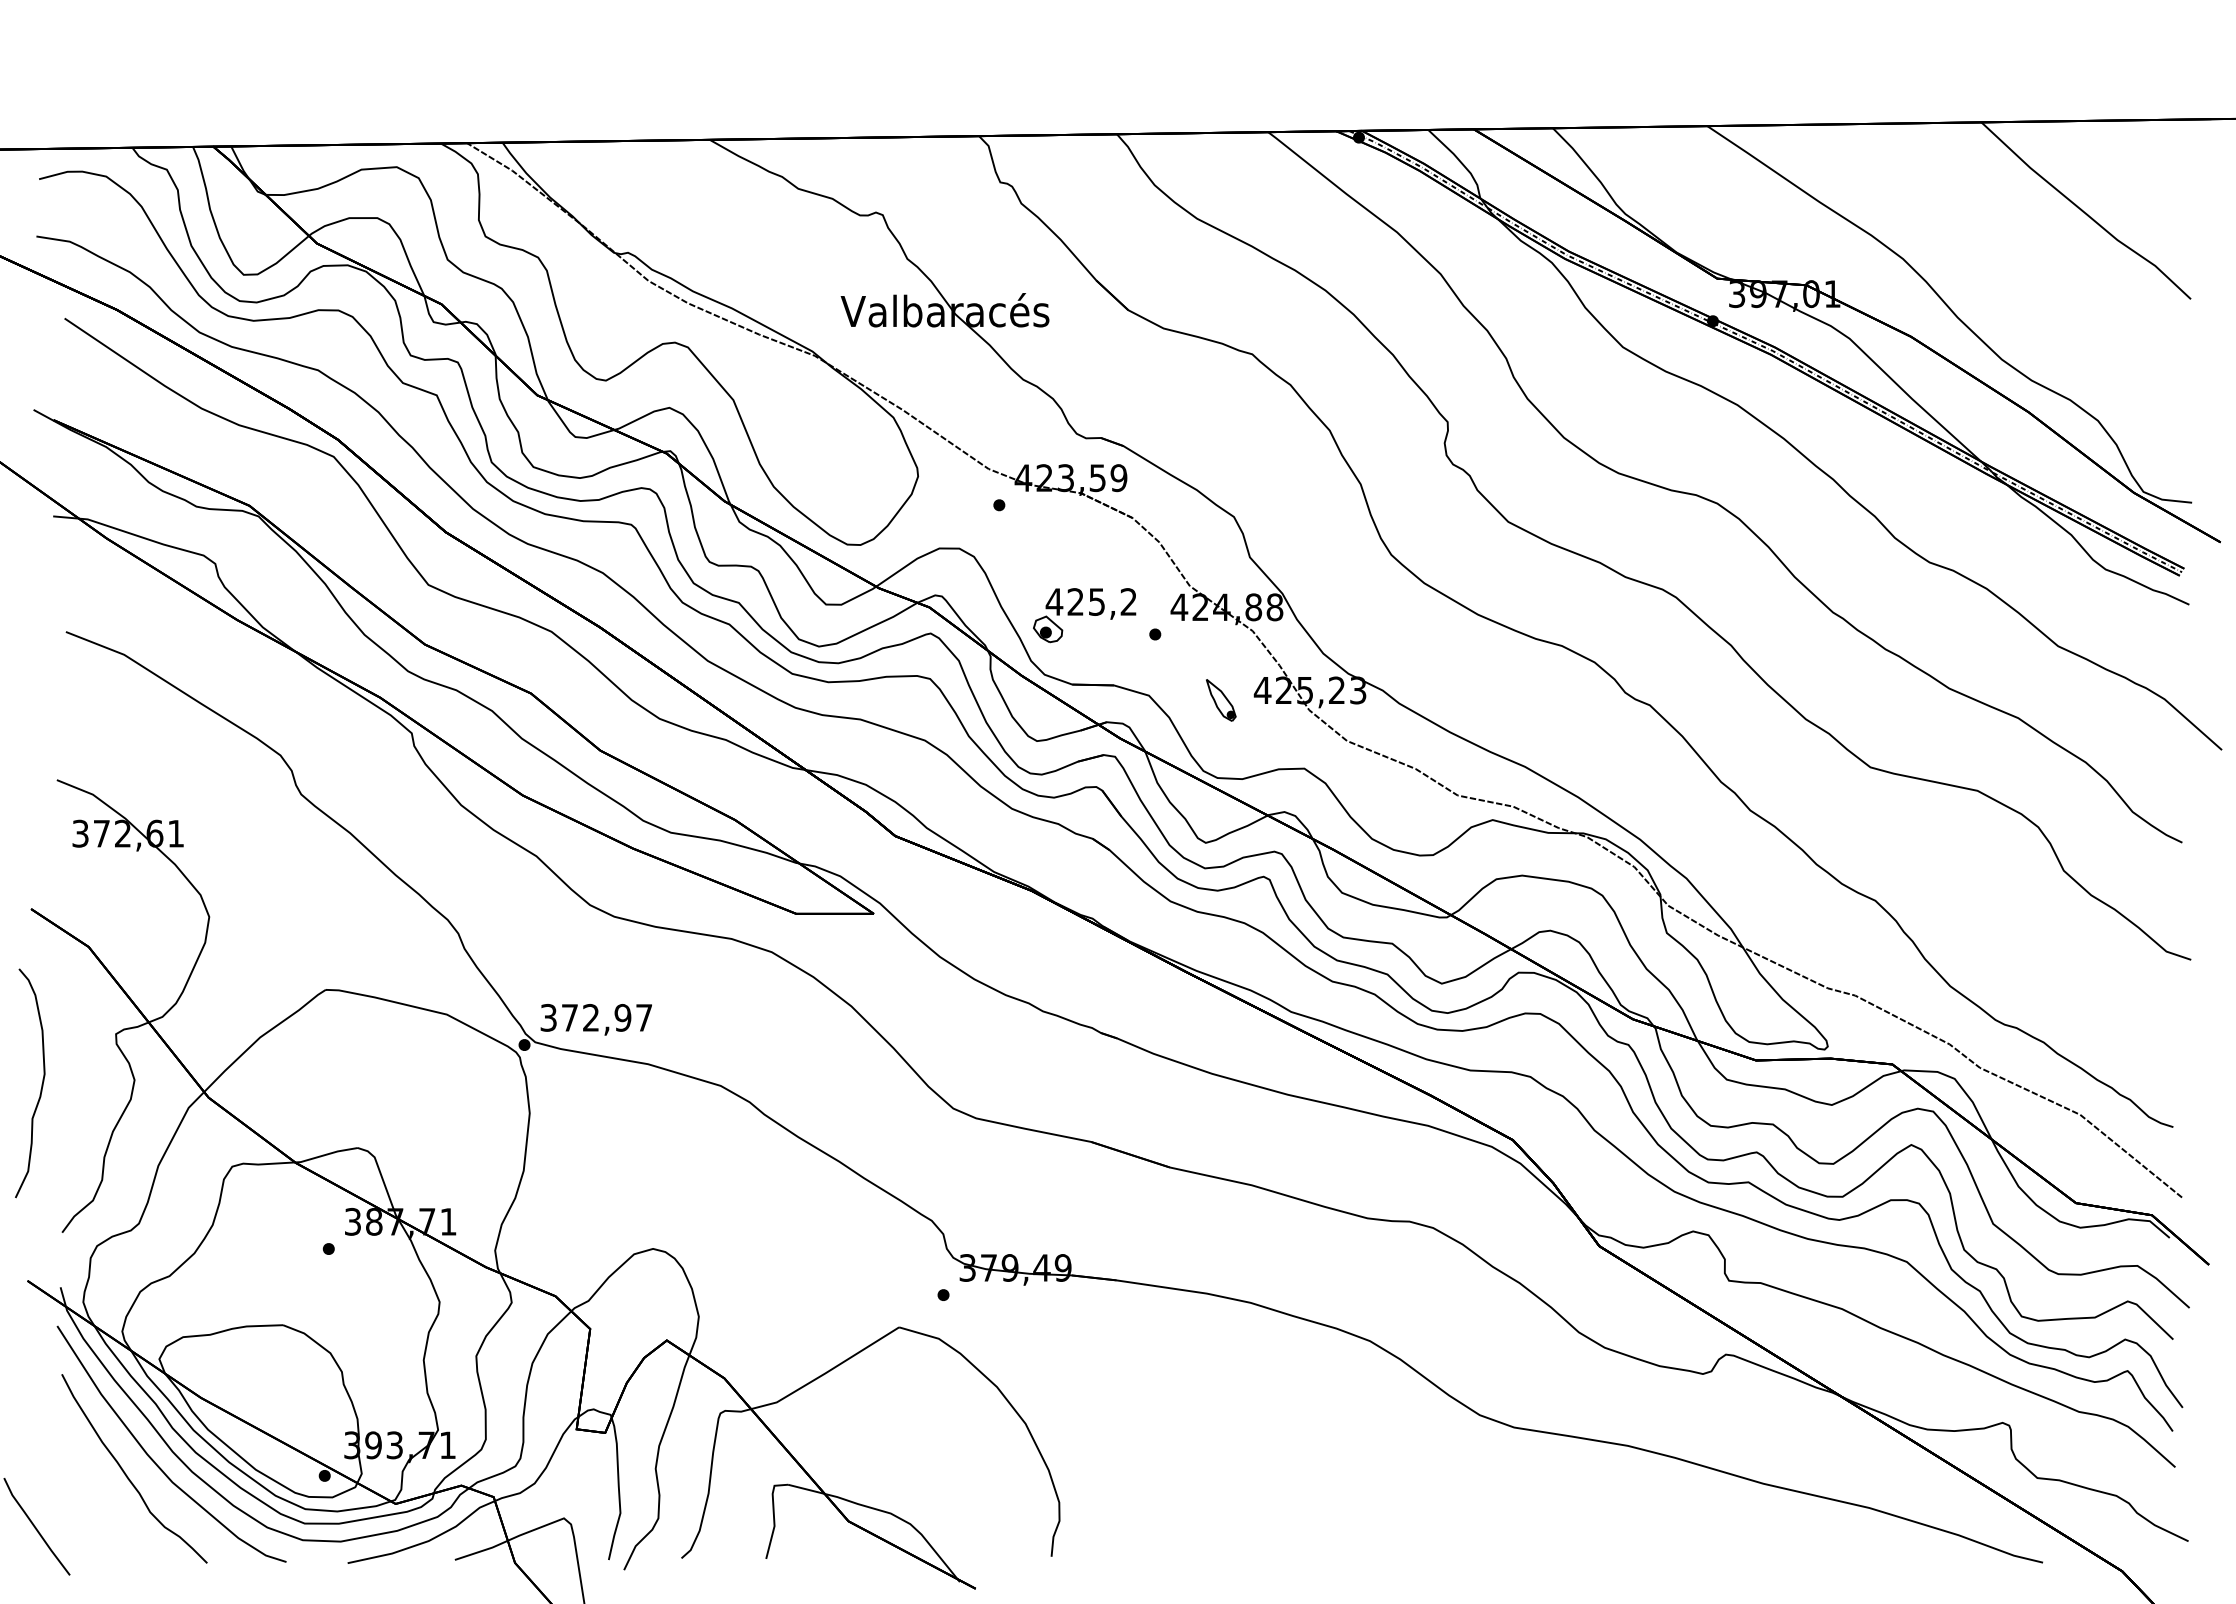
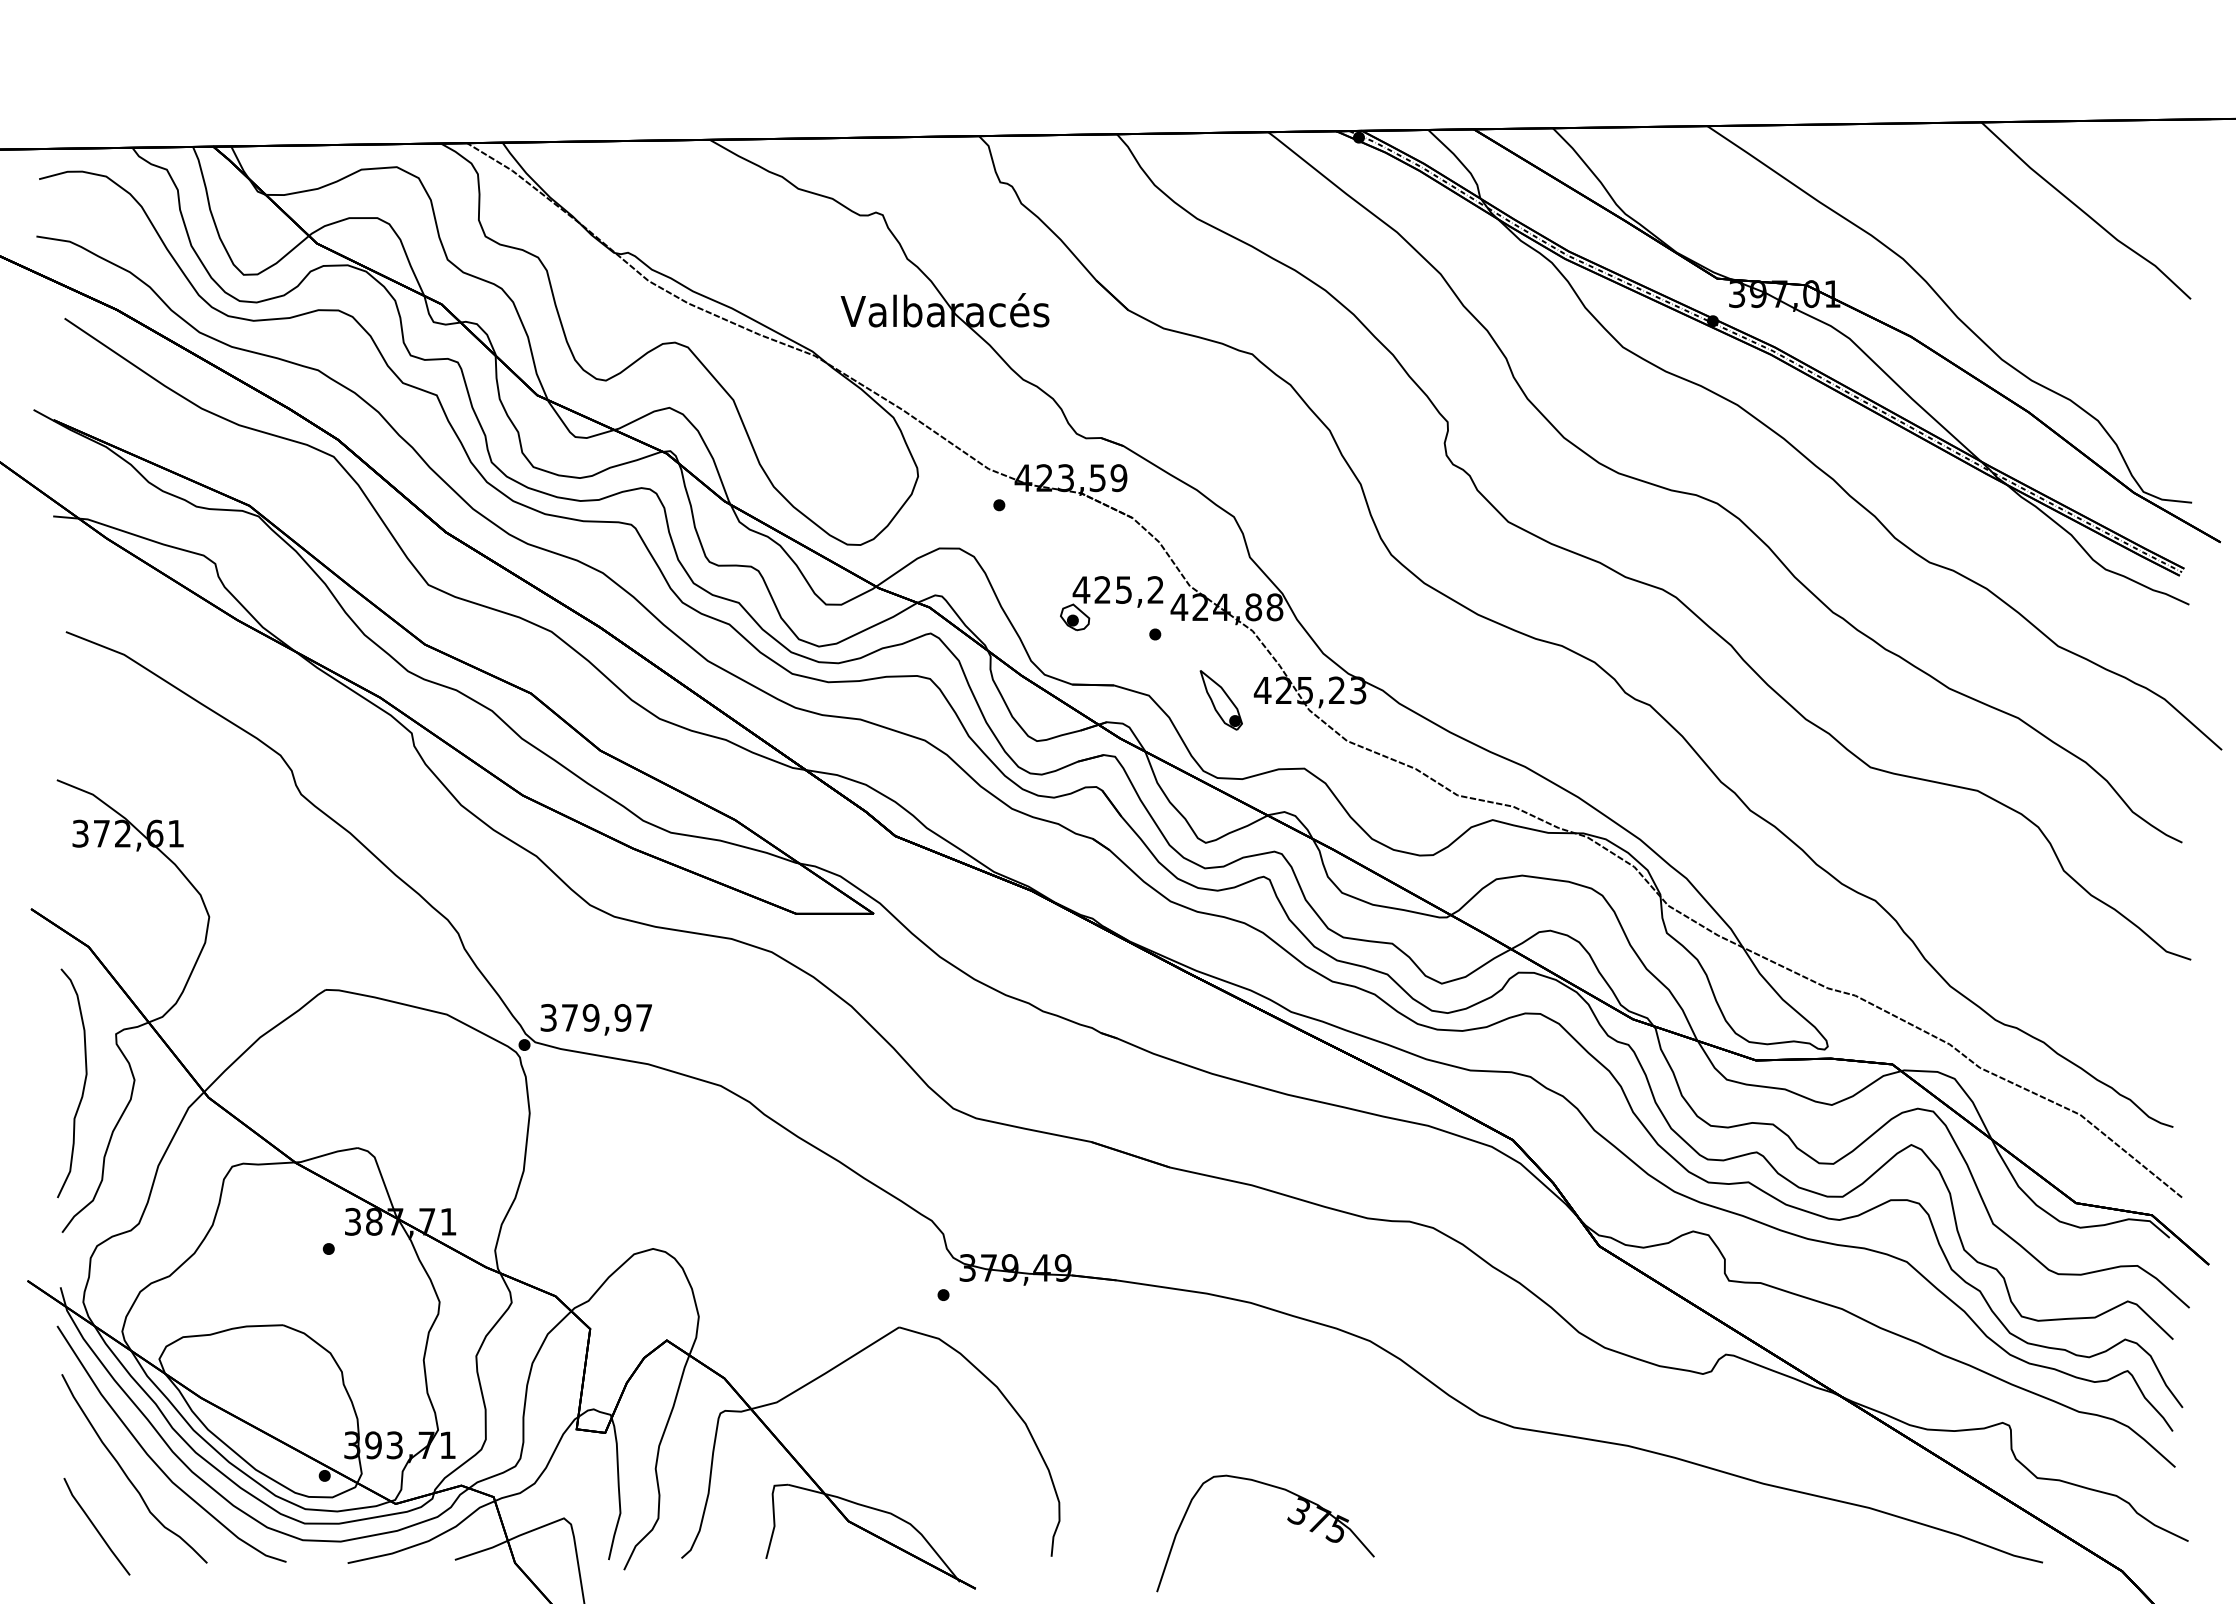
part position: (1084, 615) -> (1111, 603) (1111, 603)
part size: 31x43 px -> 44x61 px (1220, 700)
text: 372,97 -> 379,97 (590, 1017)
curve position: (41, 1084) -> (83, 1084) (83, 1084)
part: none -> present (1287, 1520)
line position: (35, 1526) -> (95, 1526) (95, 1526)
